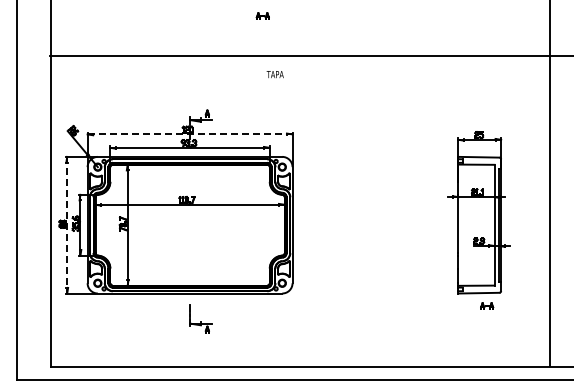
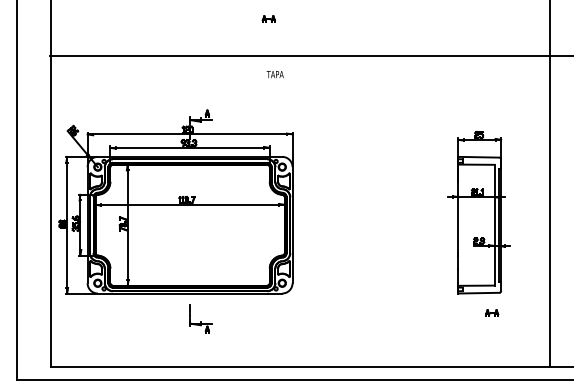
part position: (262, 15) -> (268, 18) (268, 18)
line: dashed -> solid (190, 134)
line: dashed -> solid (67, 225)
part position: (487, 305) -> (492, 312) (492, 312)
